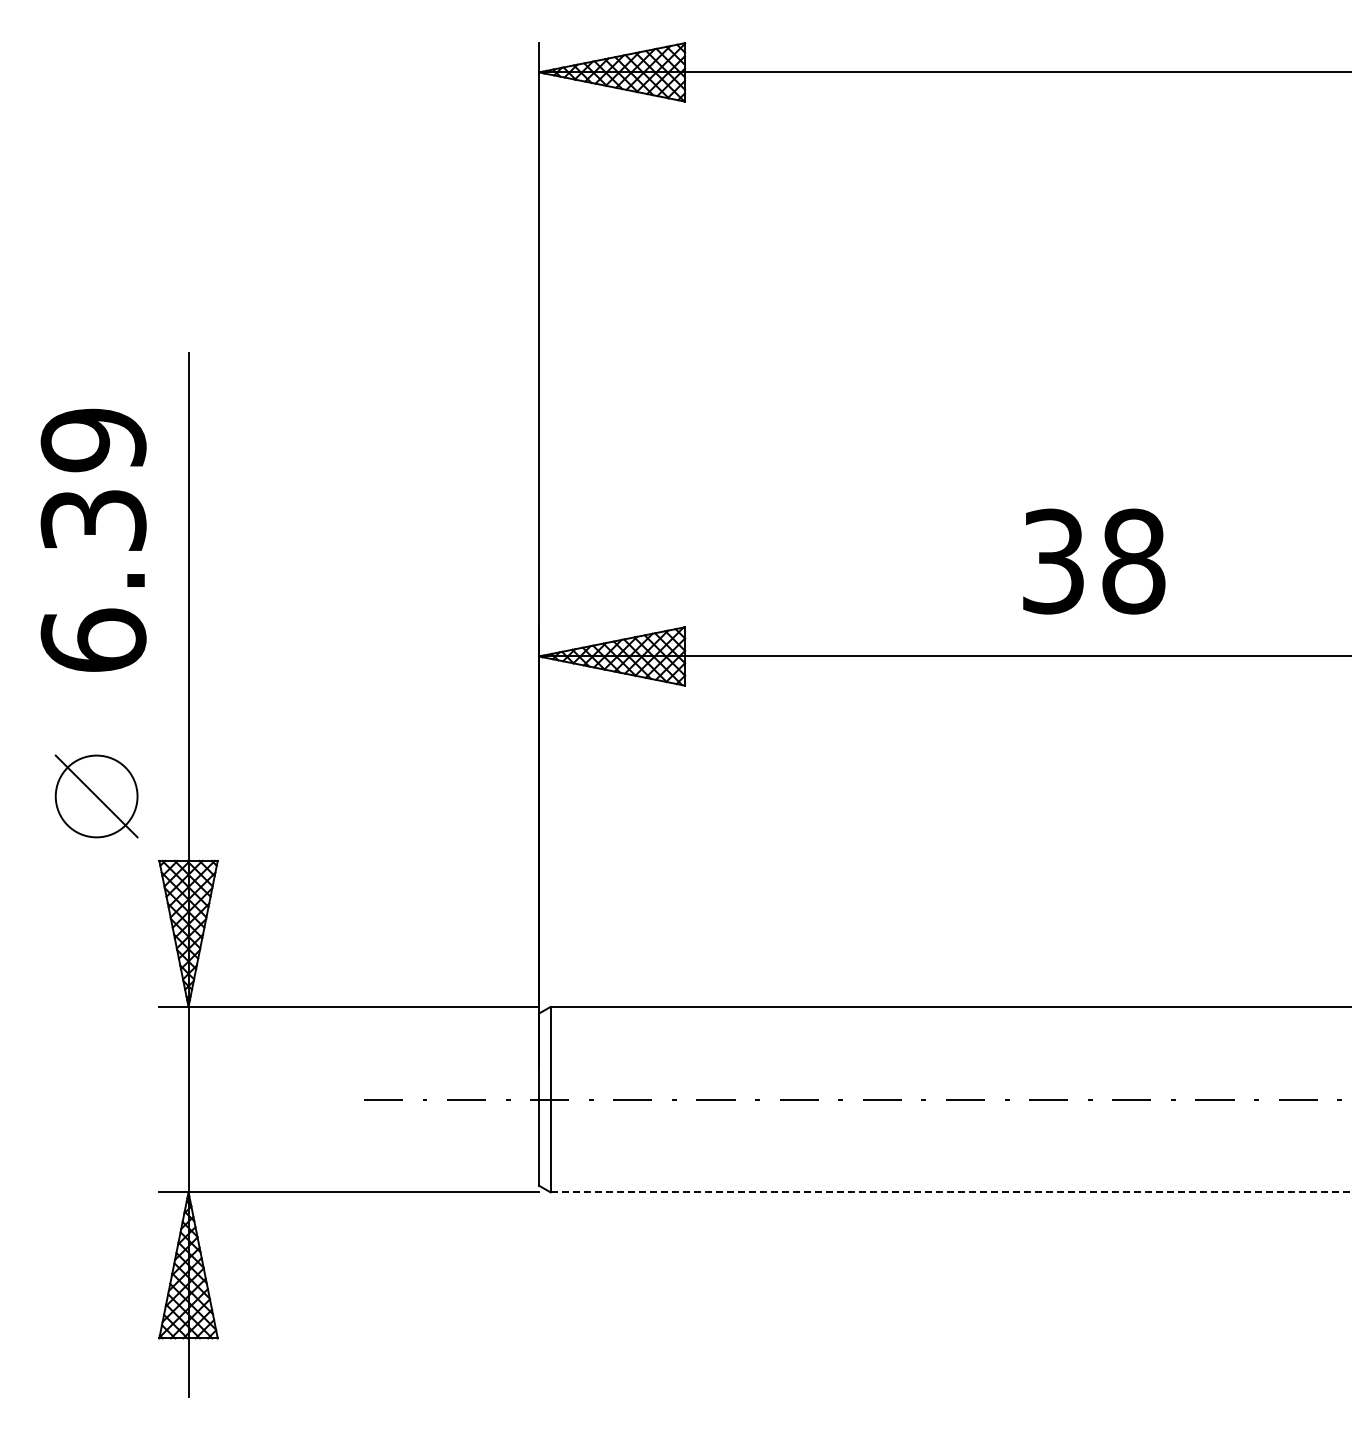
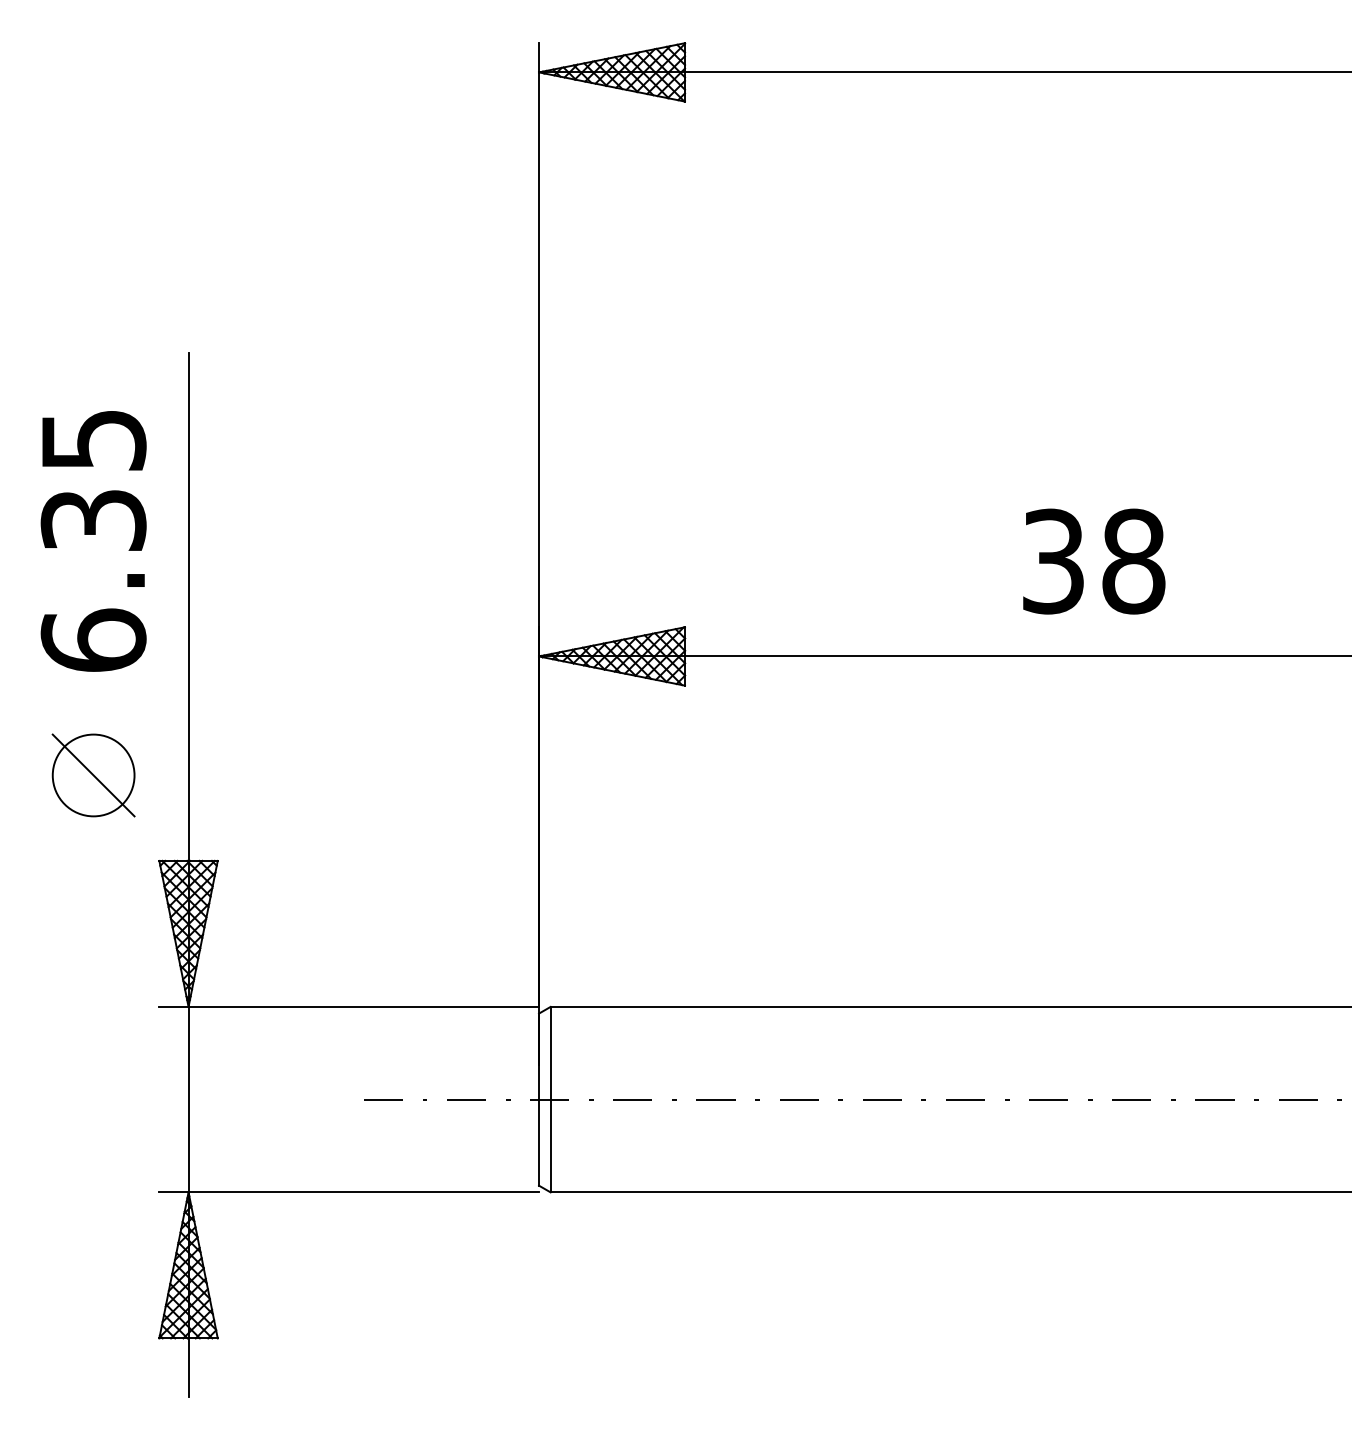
text: 6.39 -> 6.35 (93, 440)
part position: (96, 796) -> (93, 775) (93, 775)
line: dashed -> solid (951, 1192)
